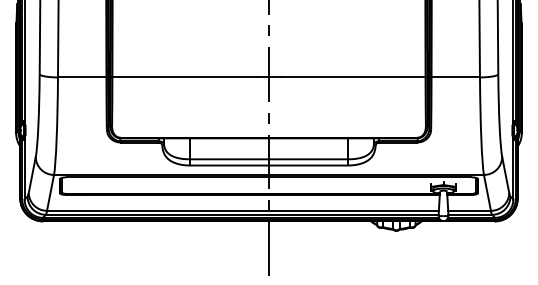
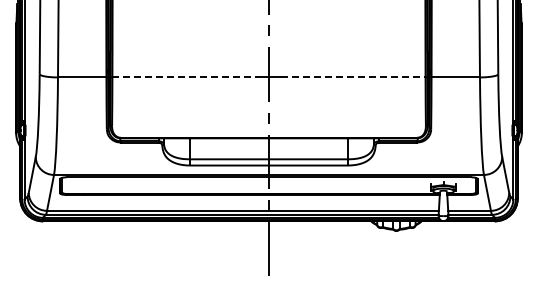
line: solid -> dashed (185, 77)
line: solid -> dashed (353, 77)
